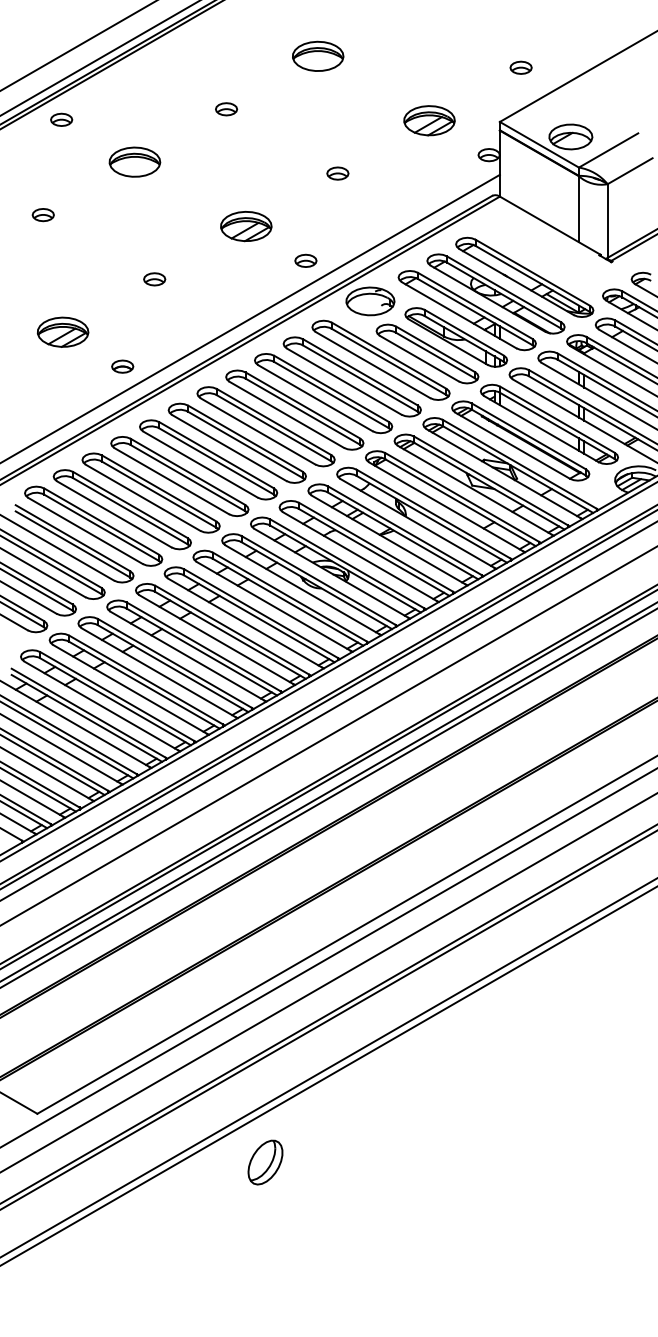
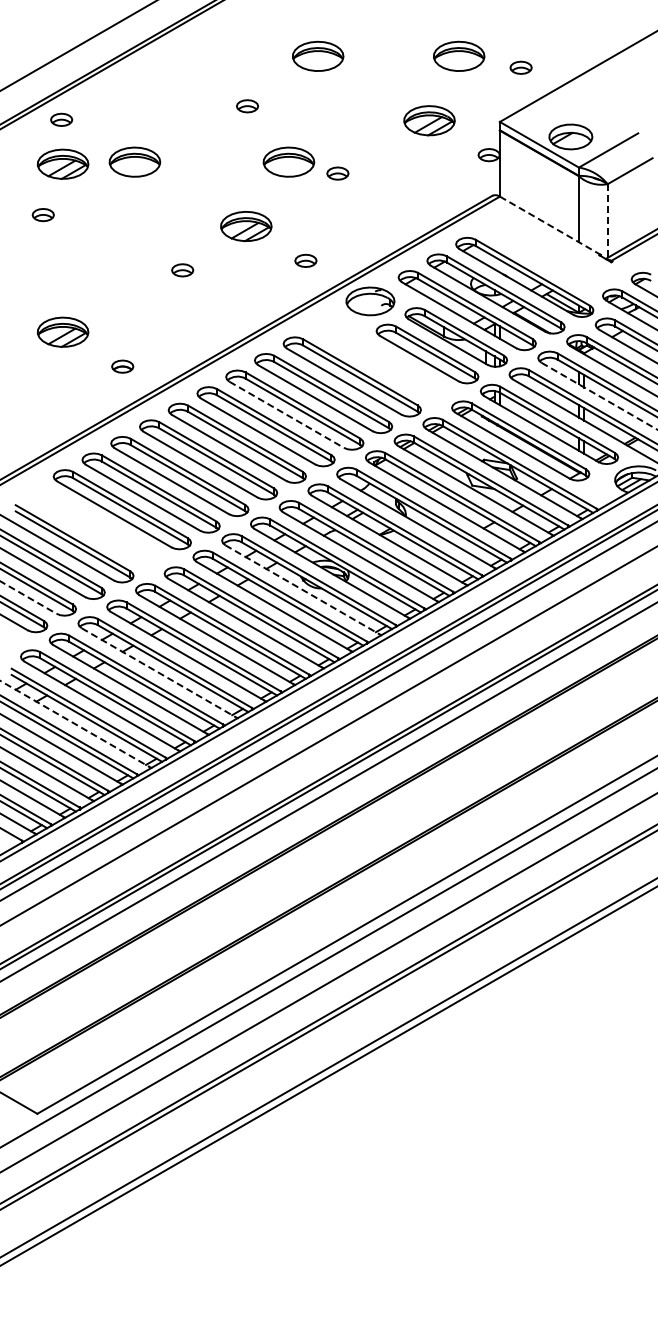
part: none -> present (459, 55)
line: present -> none (99, 58)
part position: (226, 109) -> (247, 106) (247, 106)
part: none -> present (288, 161)
part: none -> present (62, 163)
line: solid -> dashed (607, 221)
line: solid -> dashed (550, 225)
part position: (154, 279) -> (182, 270) (182, 270)
line: present -> none (250, 317)
part: present -> none (380, 359)
line: solid -> dashed (599, 396)
line: solid -> dashed (287, 415)
part: present -> none (93, 525)
line: solid -> dashed (302, 589)
line: solid -> dashed (29, 597)
line: solid -> dashed (158, 672)
line: solid -> dashed (75, 724)
line: present -> none (328, 798)
part: present -> none (265, 1162)
